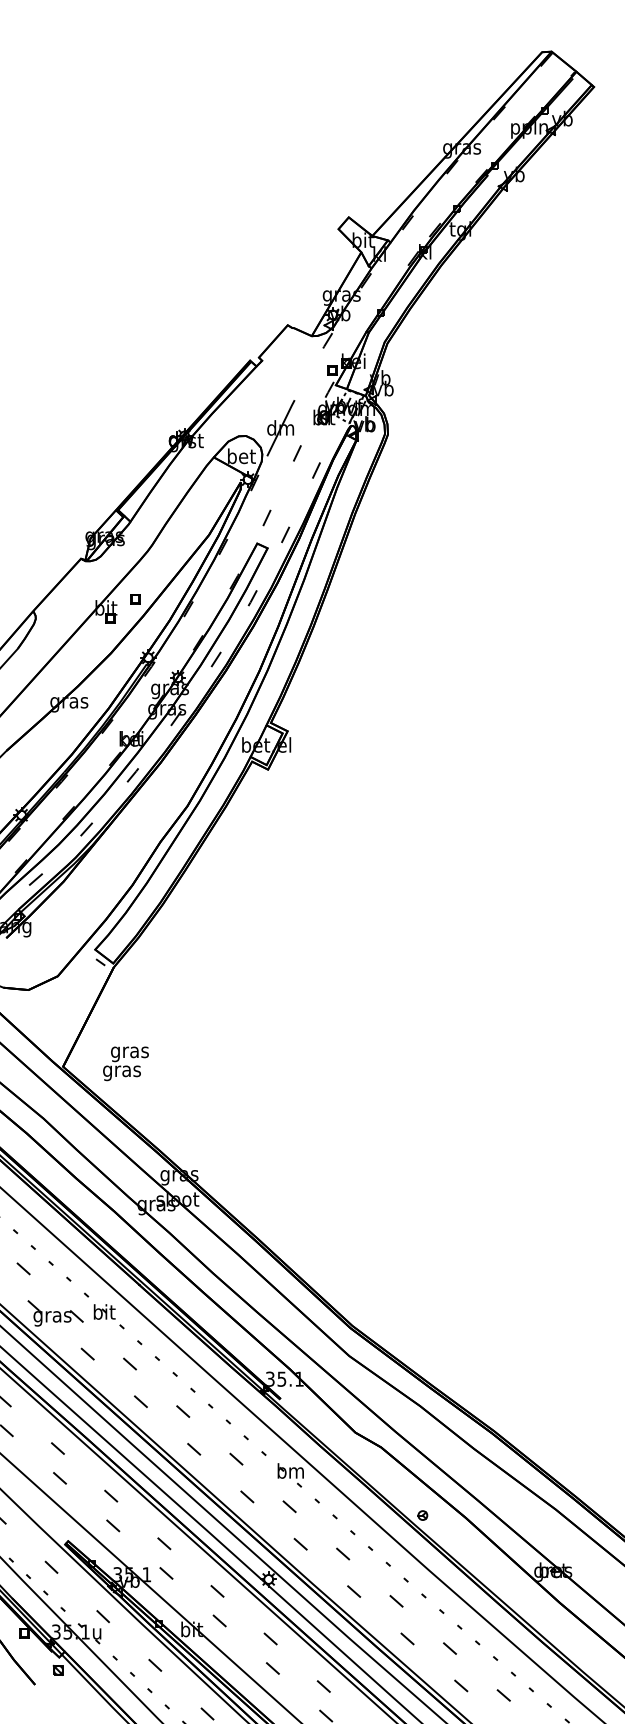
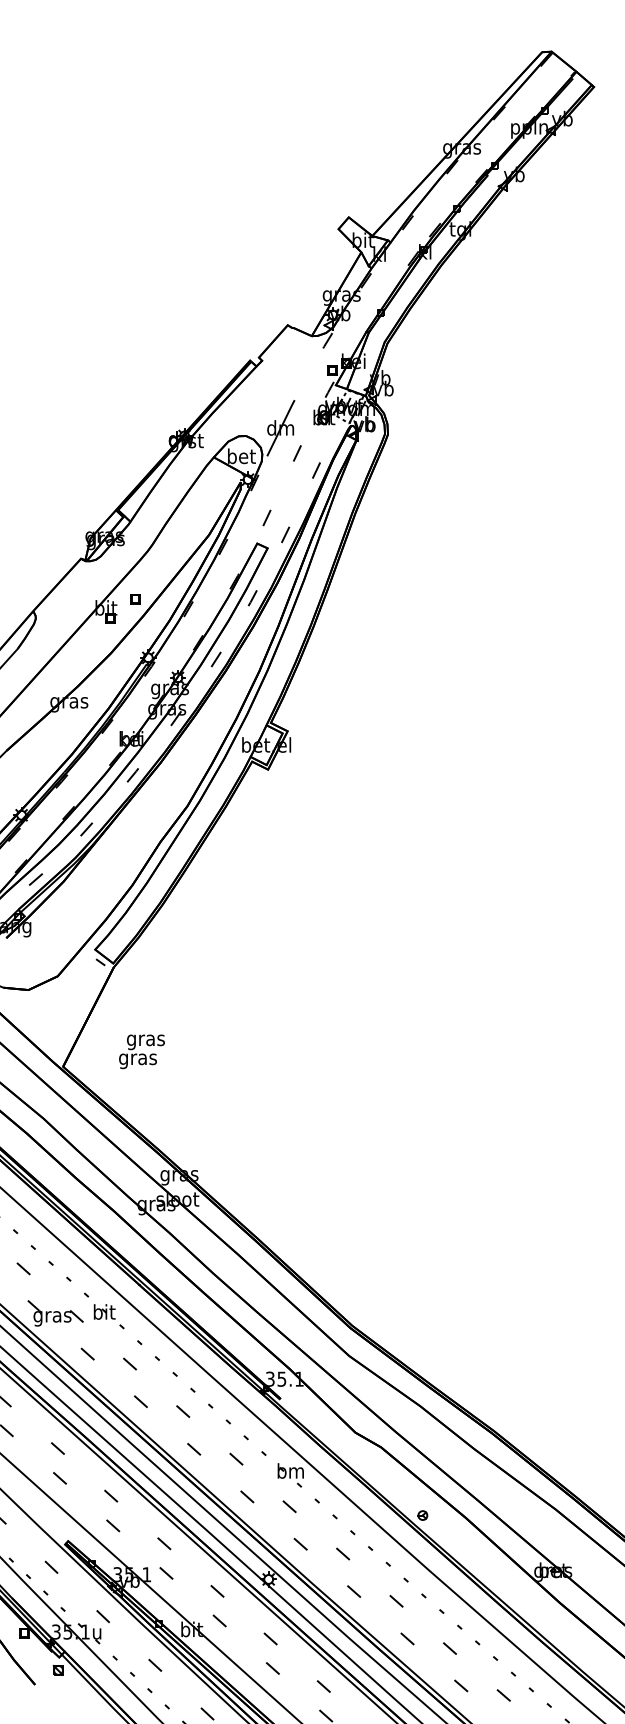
text position: (125, 1063) -> (141, 1051) (141, 1051)
